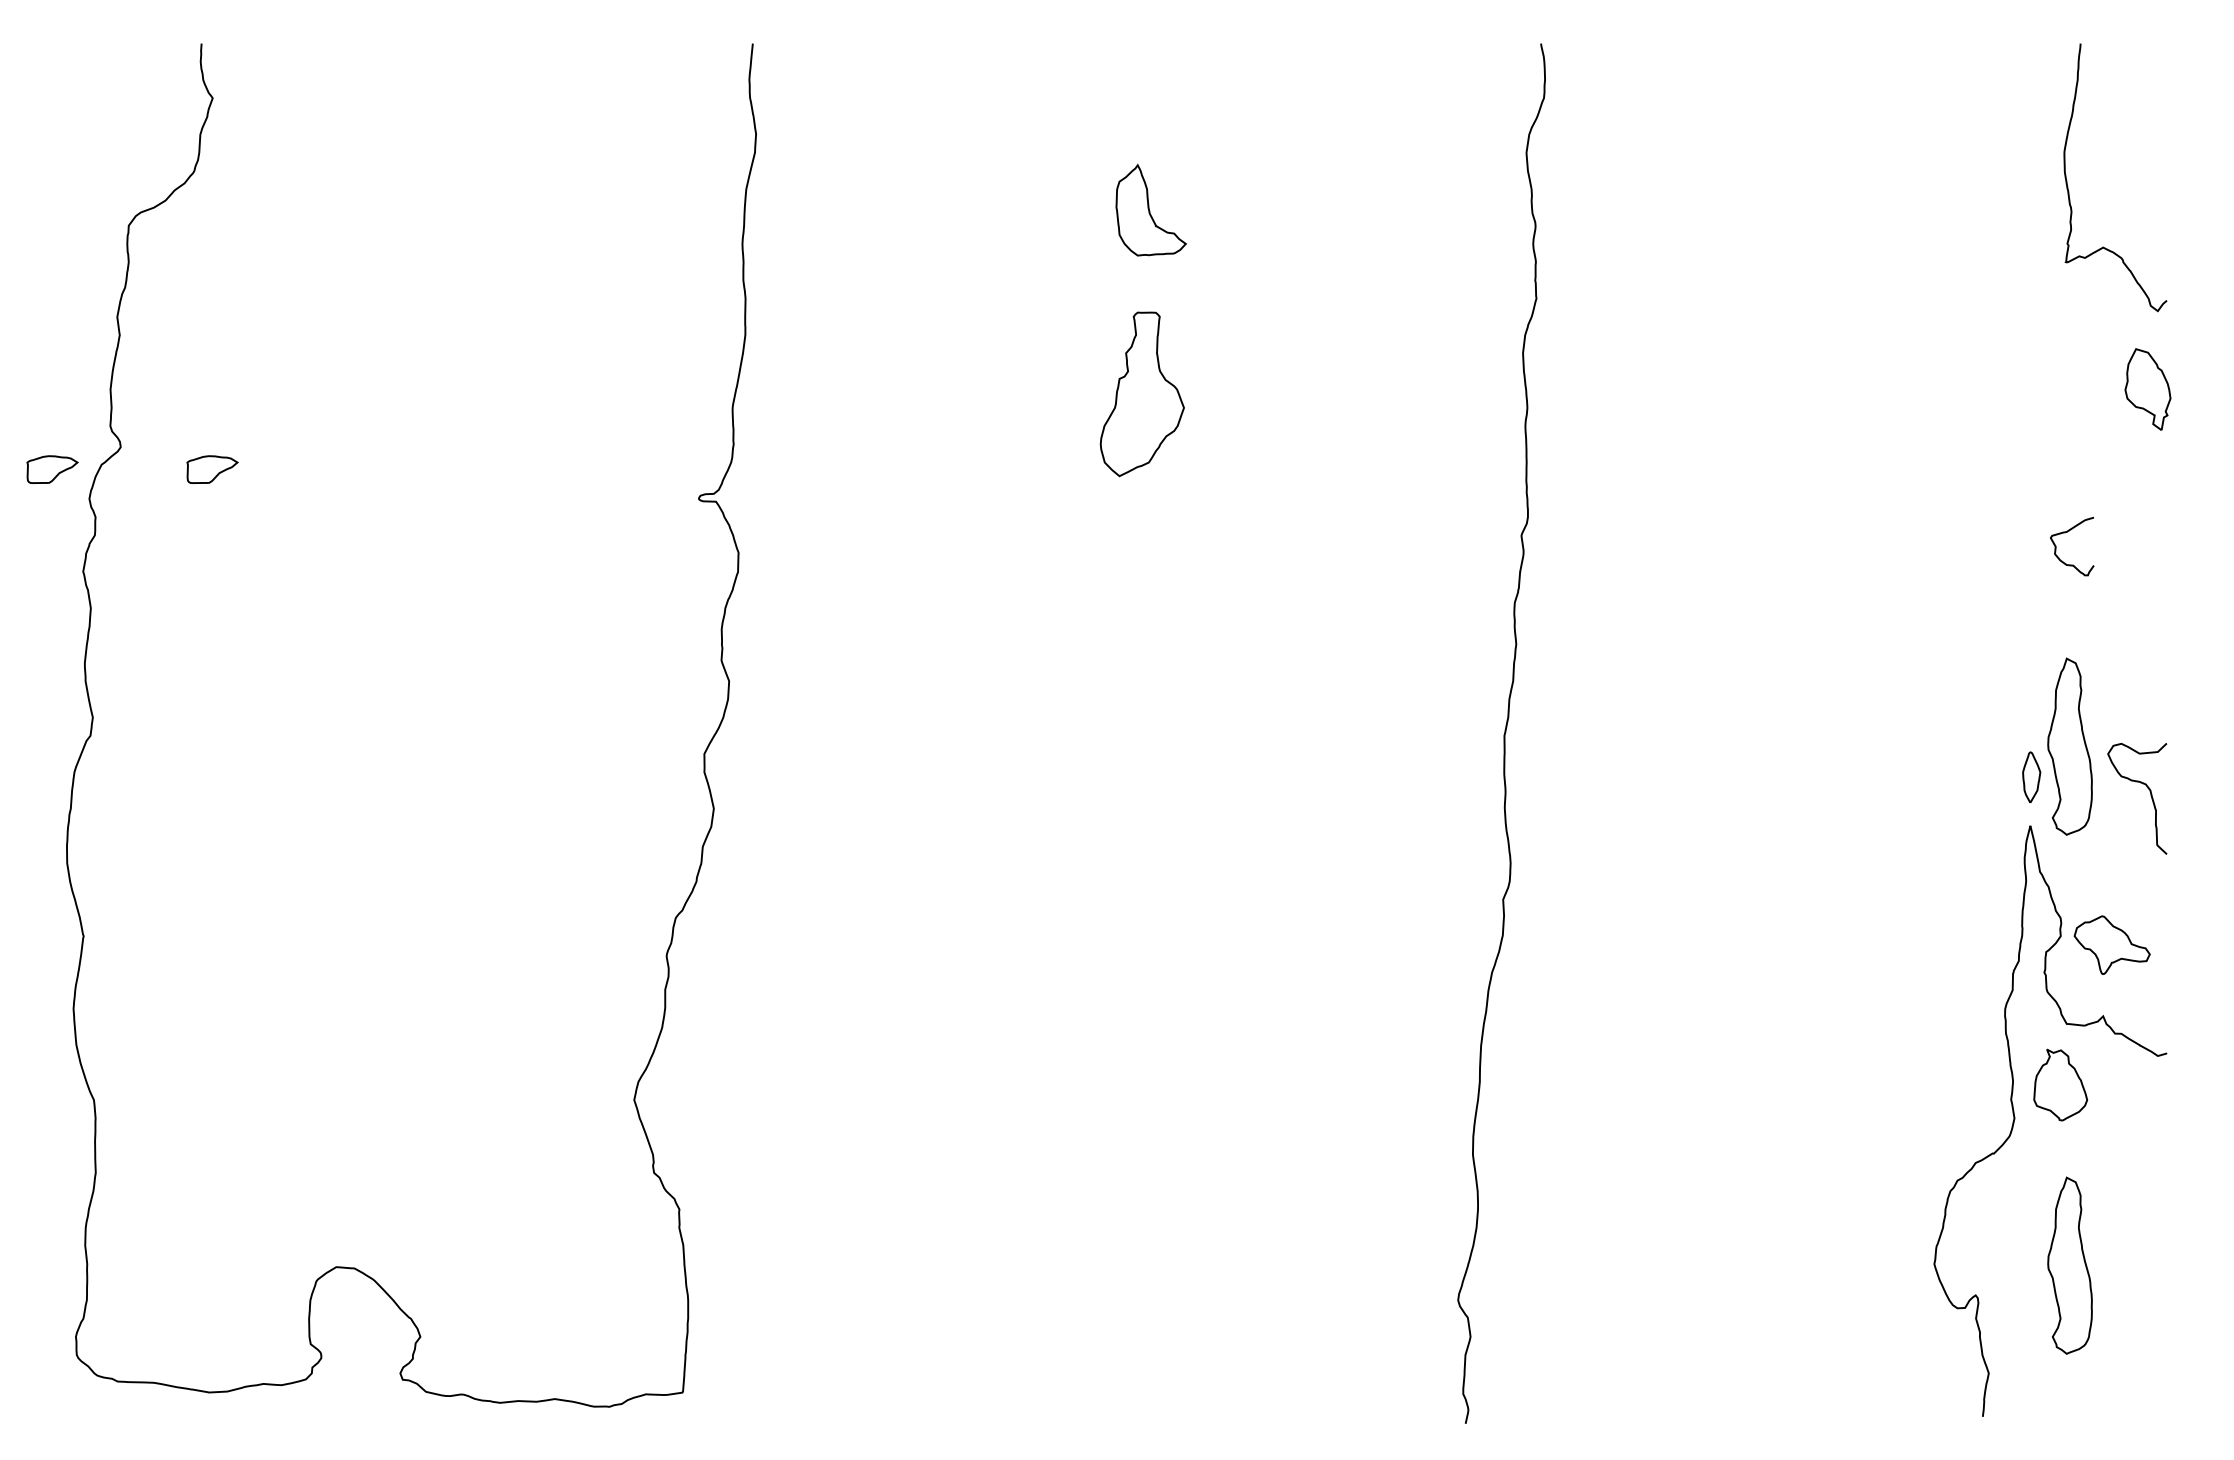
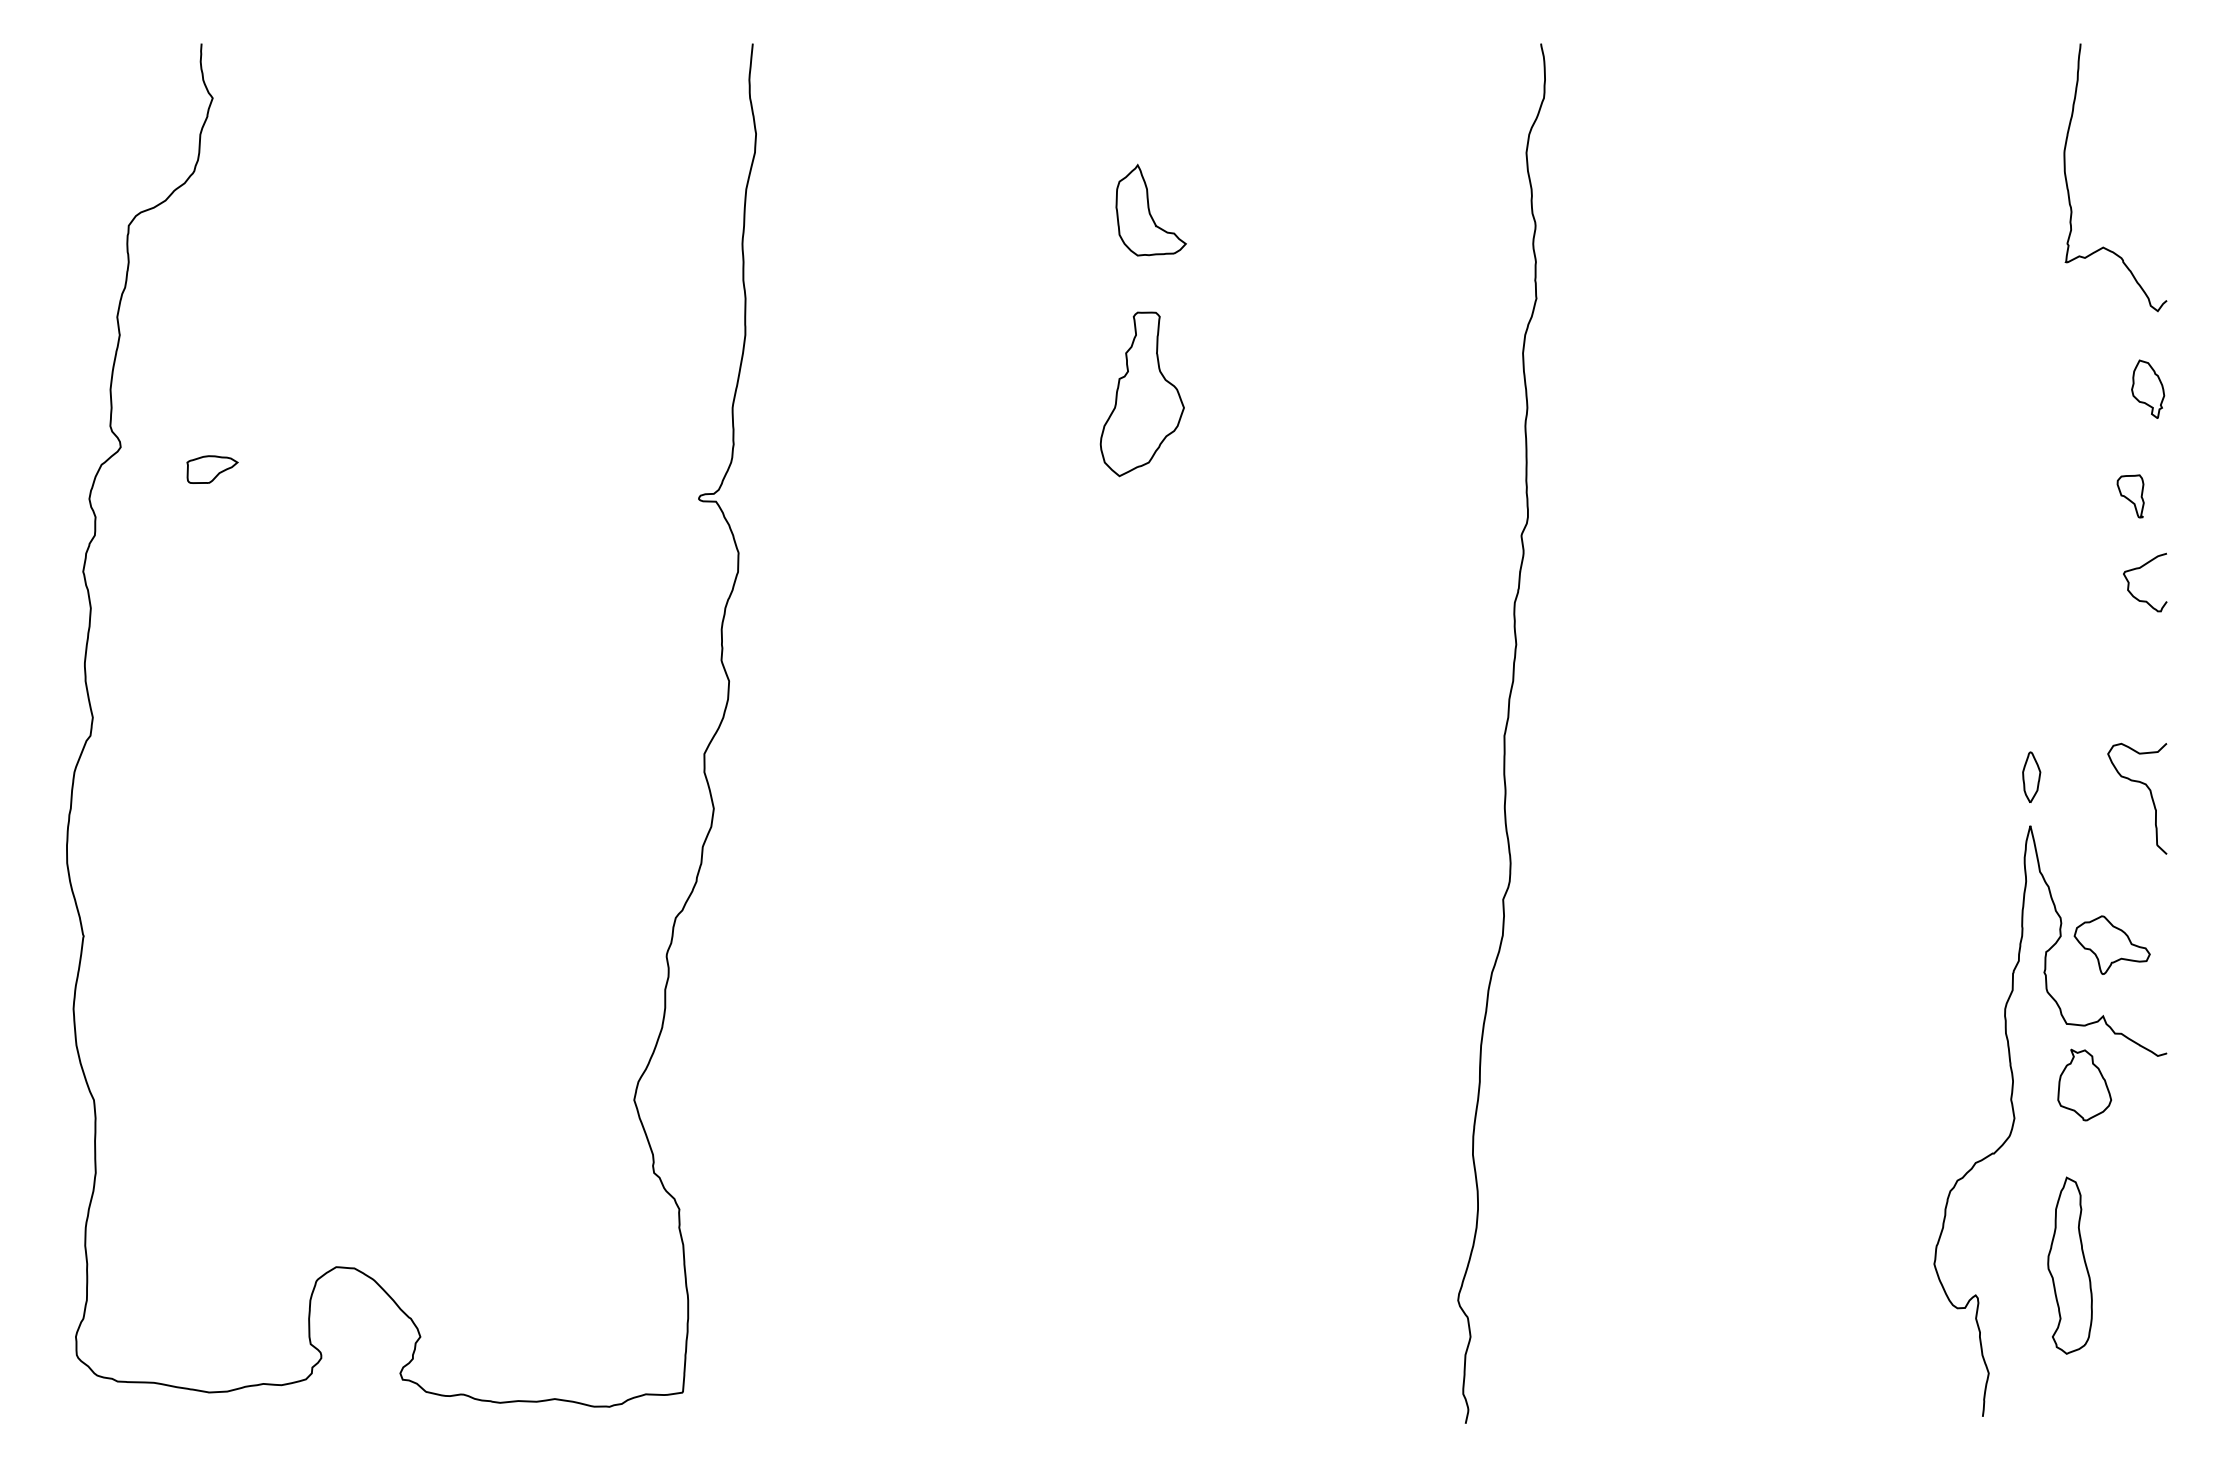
part size: 48x83 px -> 35x60 px (2148, 388)
part: present -> none (52, 469)
part: none -> present (2130, 496)
curve position: (2065, 533) -> (2138, 569) (2138, 569)
part: present -> none (2069, 746)
part position: (2060, 1084) -> (2084, 1084) (2084, 1084)
